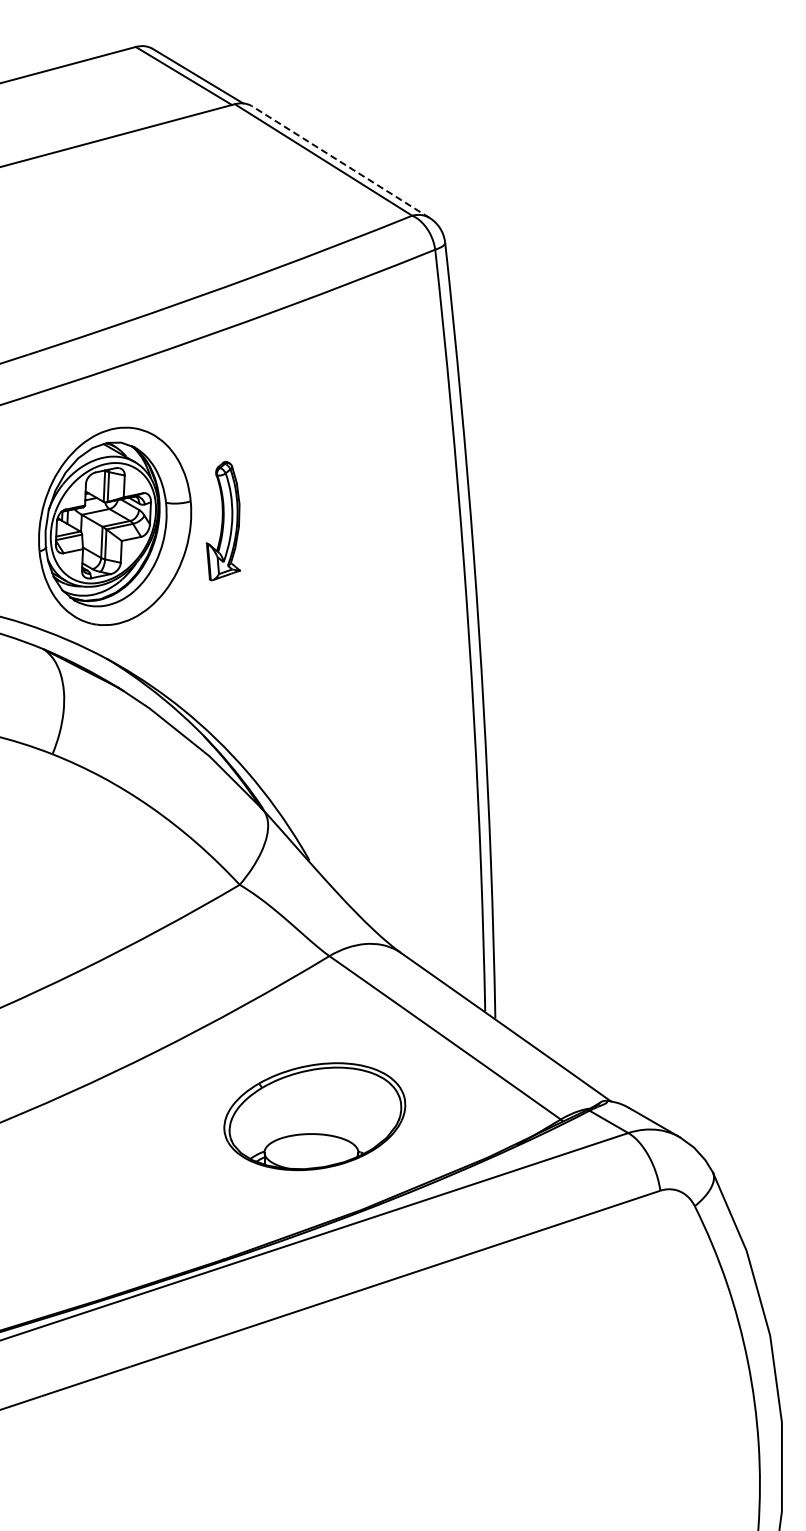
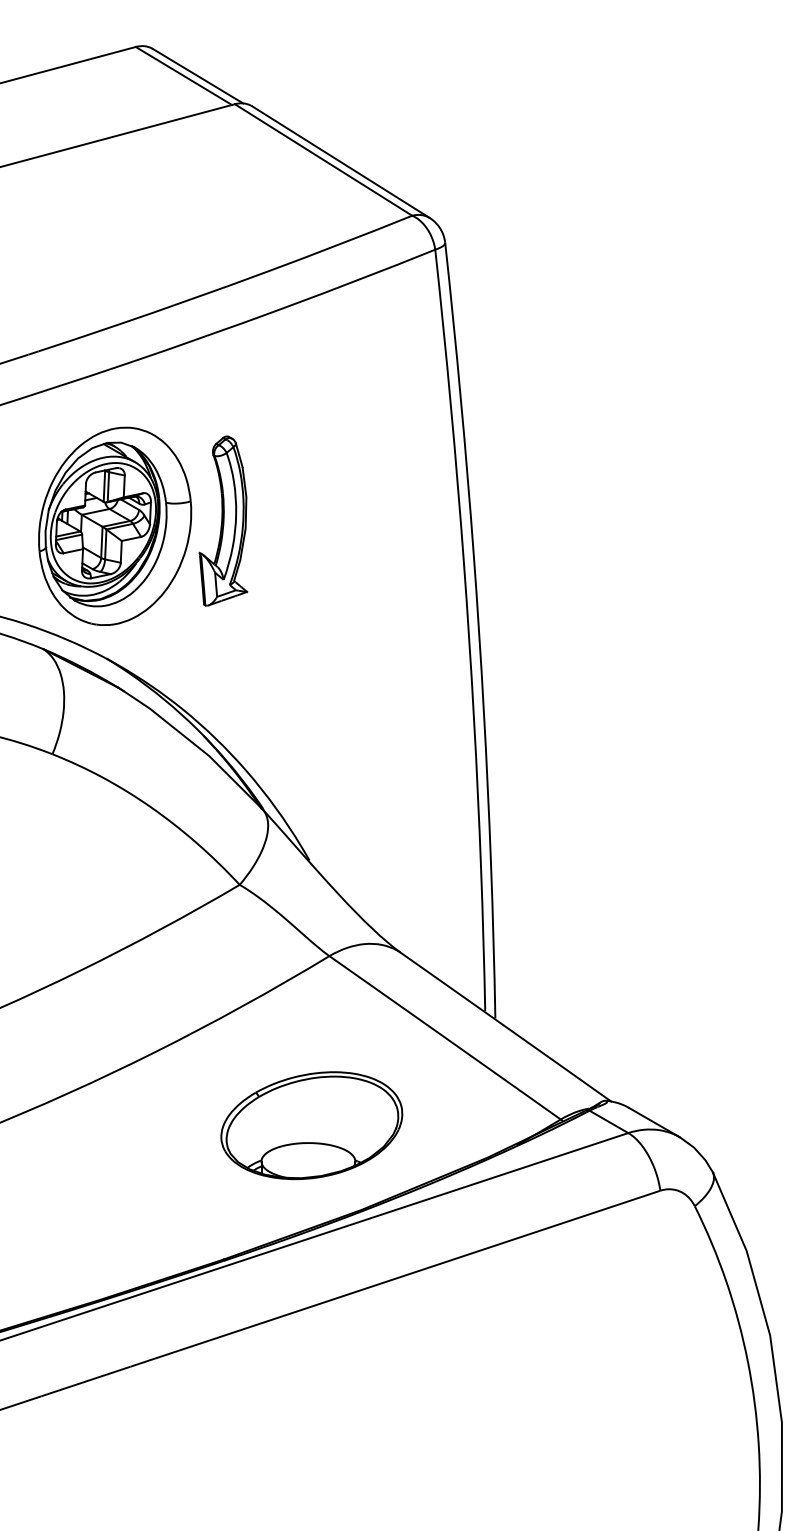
line: dashed -> solid (341, 162)
part size: 37x121 px -> 51x172 px (223, 520)
part position: (314, 1116) -> (311, 1125) (311, 1125)
